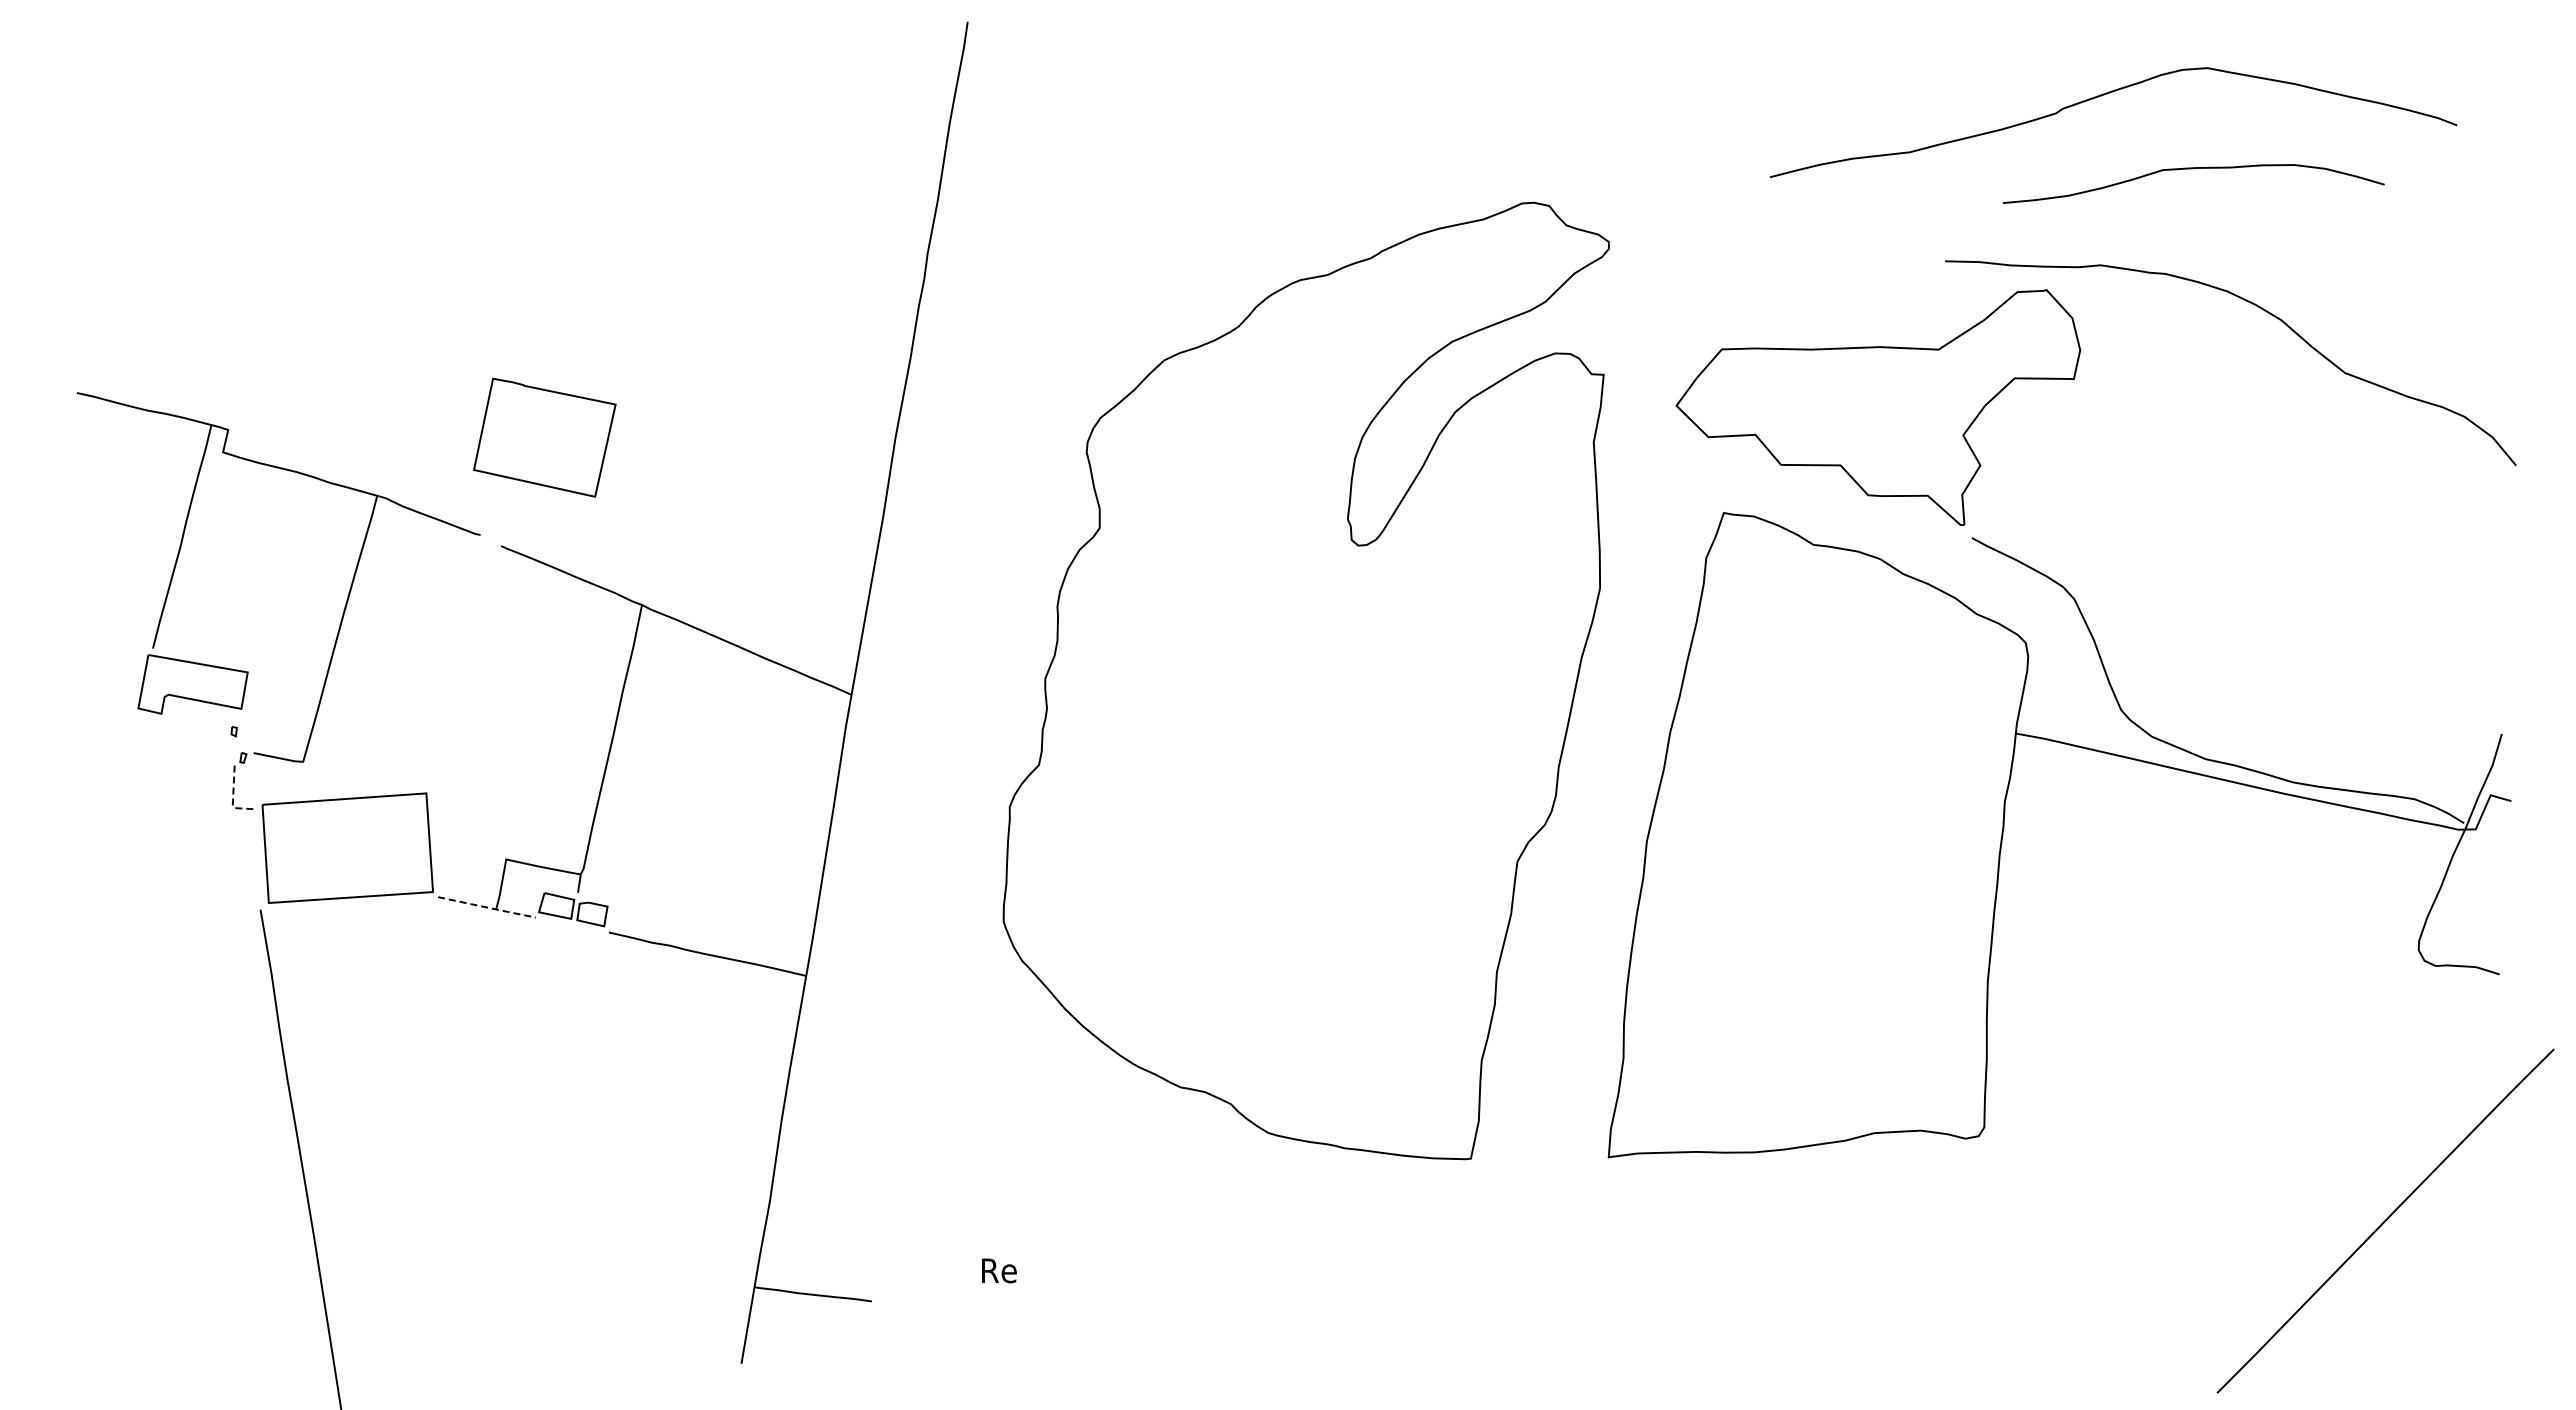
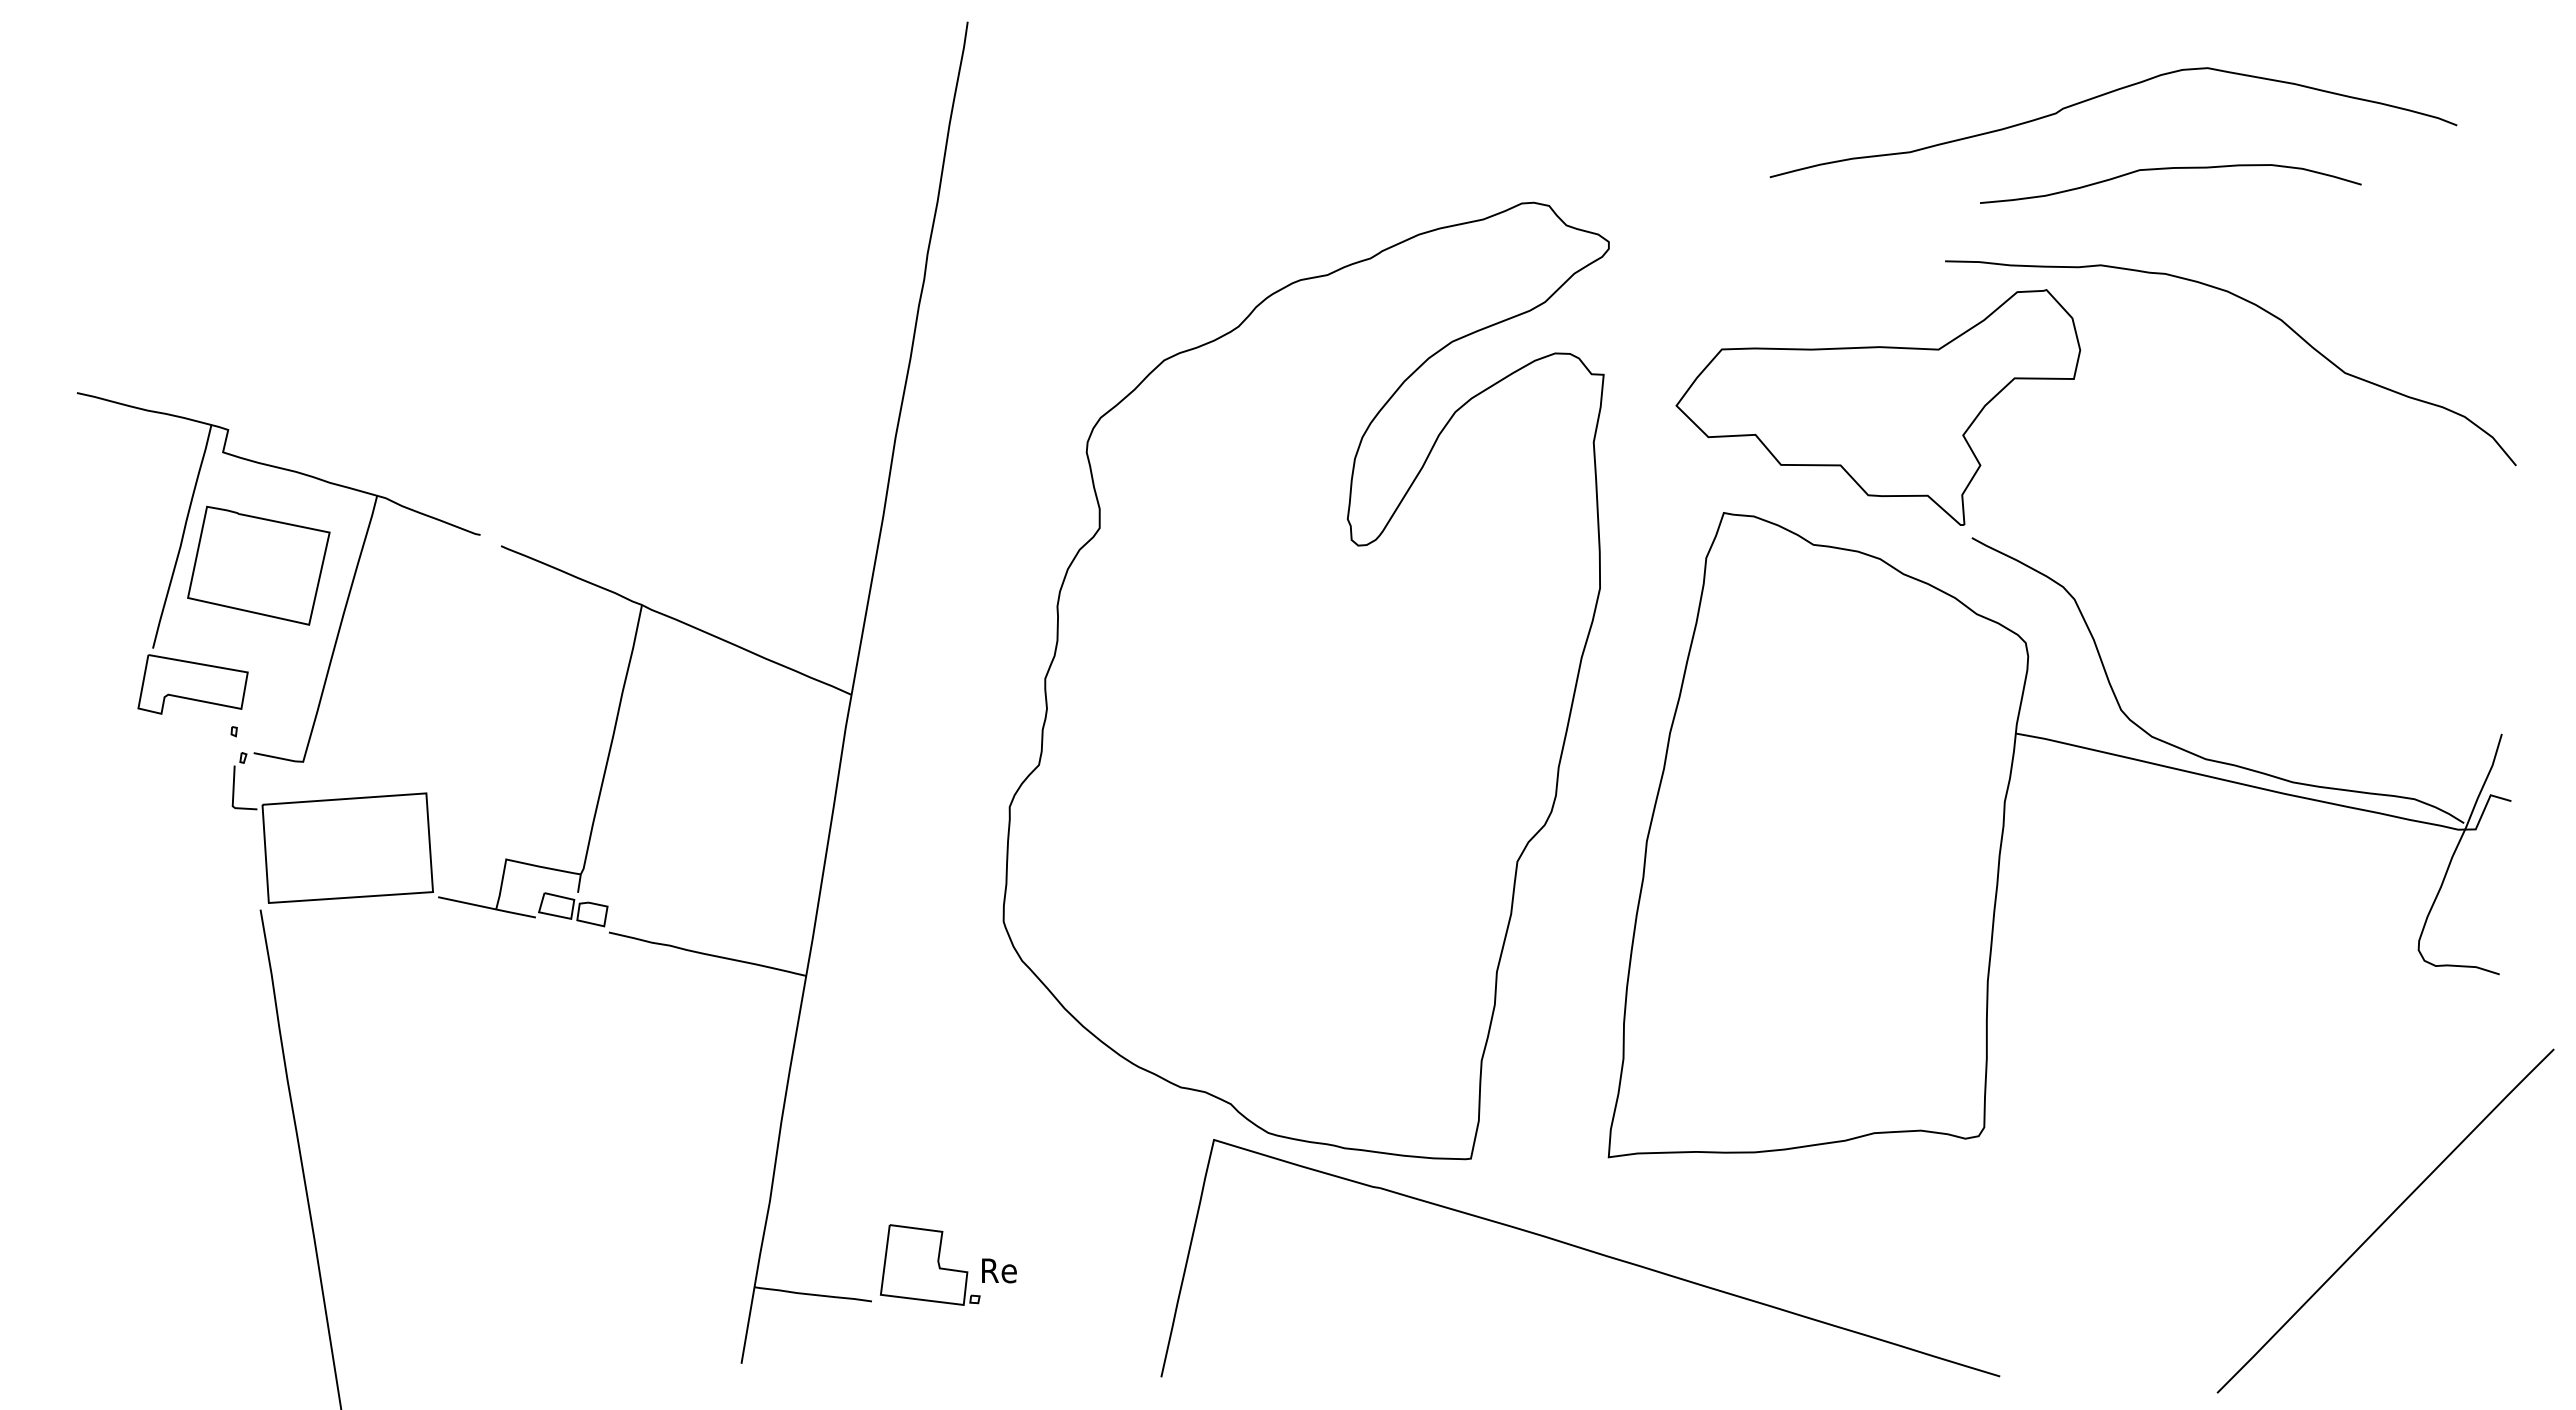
curve position: (2193, 169) -> (2170, 169) (2170, 169)
part position: (544, 437) -> (258, 565) (258, 565)
line: dashed -> solid (233, 800)
line: dashed -> solid (487, 907)
part: none -> present (1581, 1249)
part: none -> present (930, 1264)
